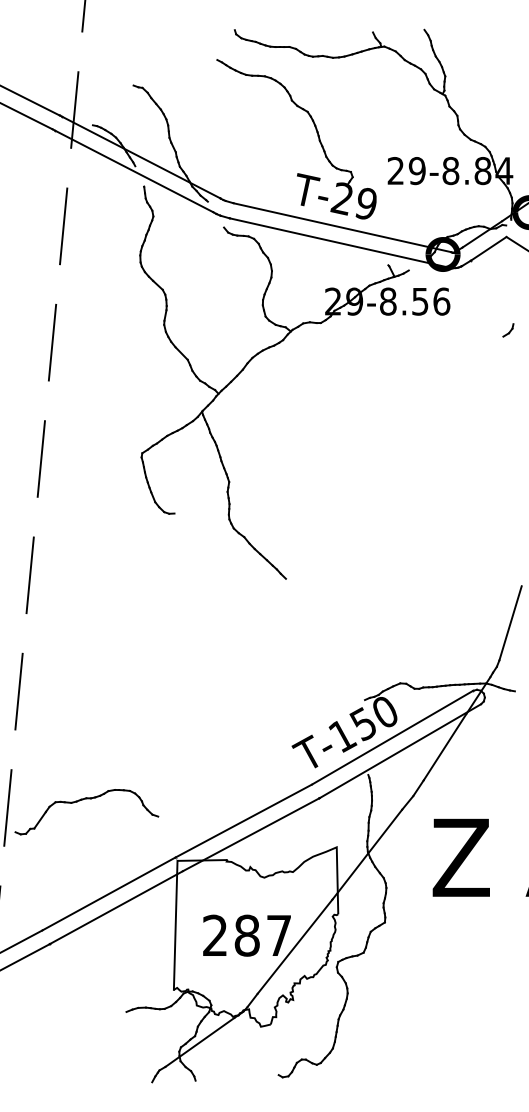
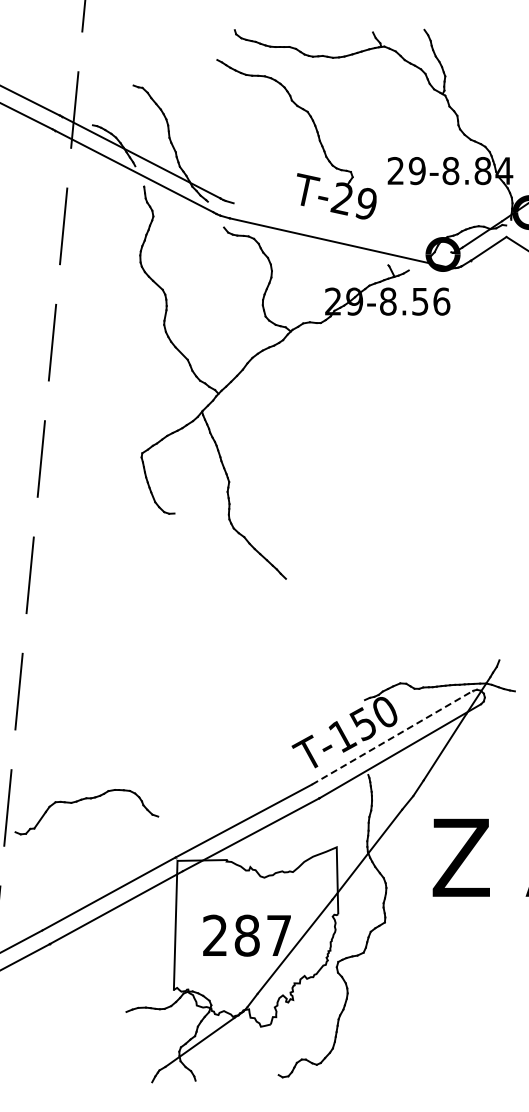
line: present -> none (342, 227)
part: present -> none (508, 330)
line: present -> none (510, 623)
line: solid -> dashed (393, 737)
